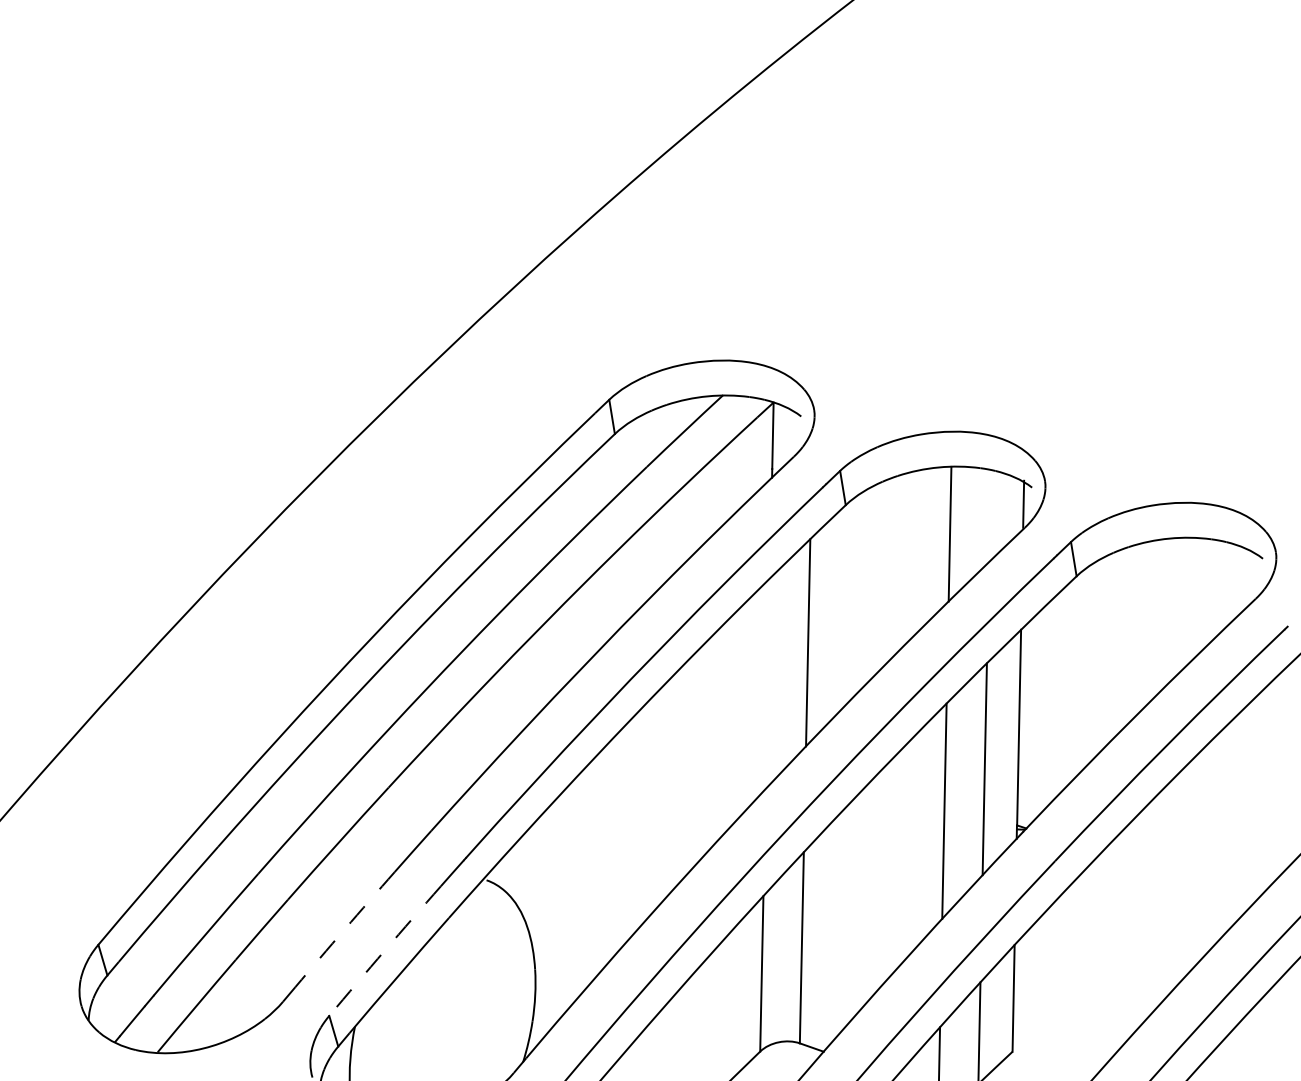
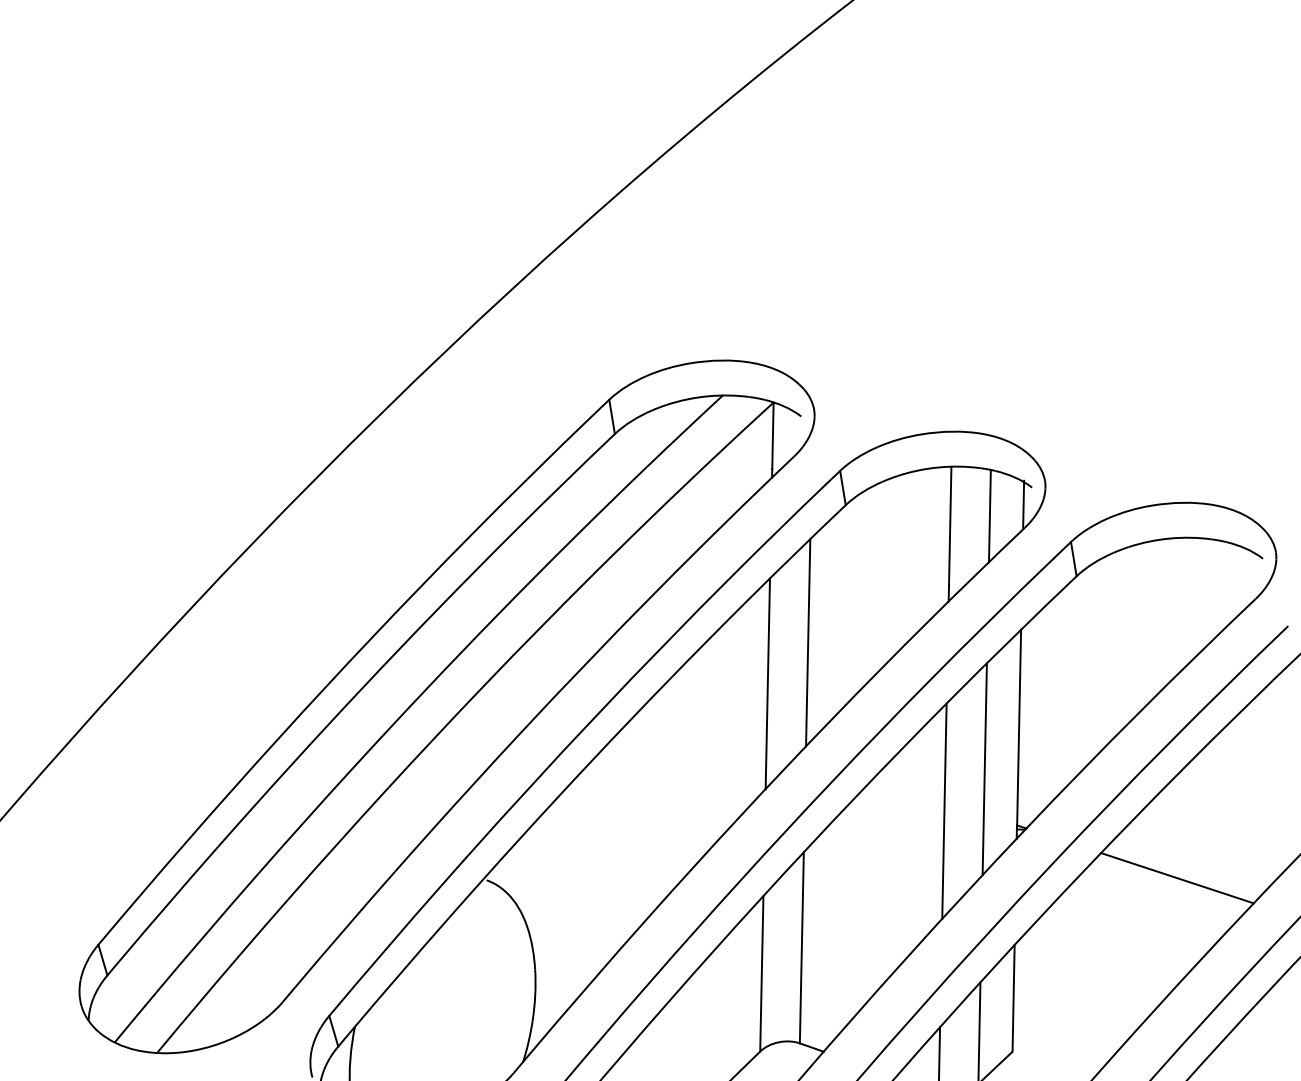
line: none -> present (989, 516)
line: none -> present (767, 683)
line: none -> present (1177, 878)
arc: dashed -> solid (344, 929)
arc: dashed -> solid (384, 950)
